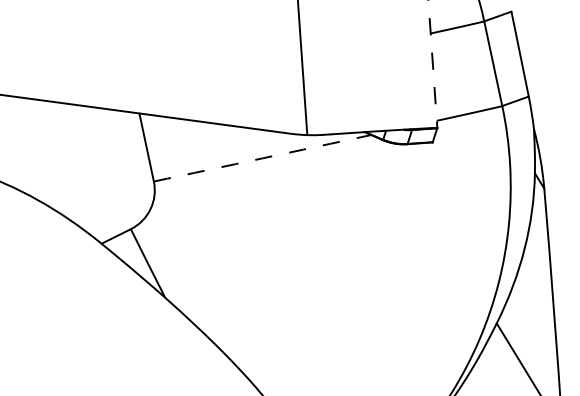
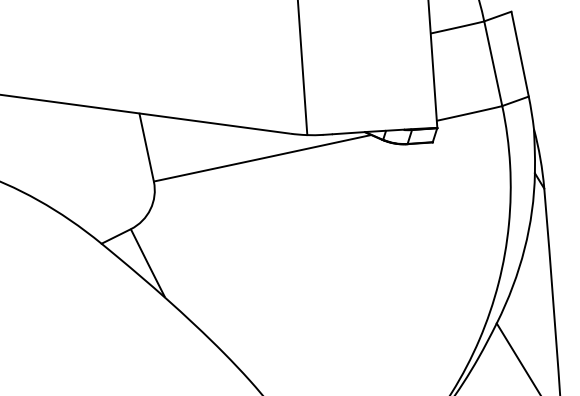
line: dashed -> solid (432, 64)
arc: dashed -> solid (262, 158)
